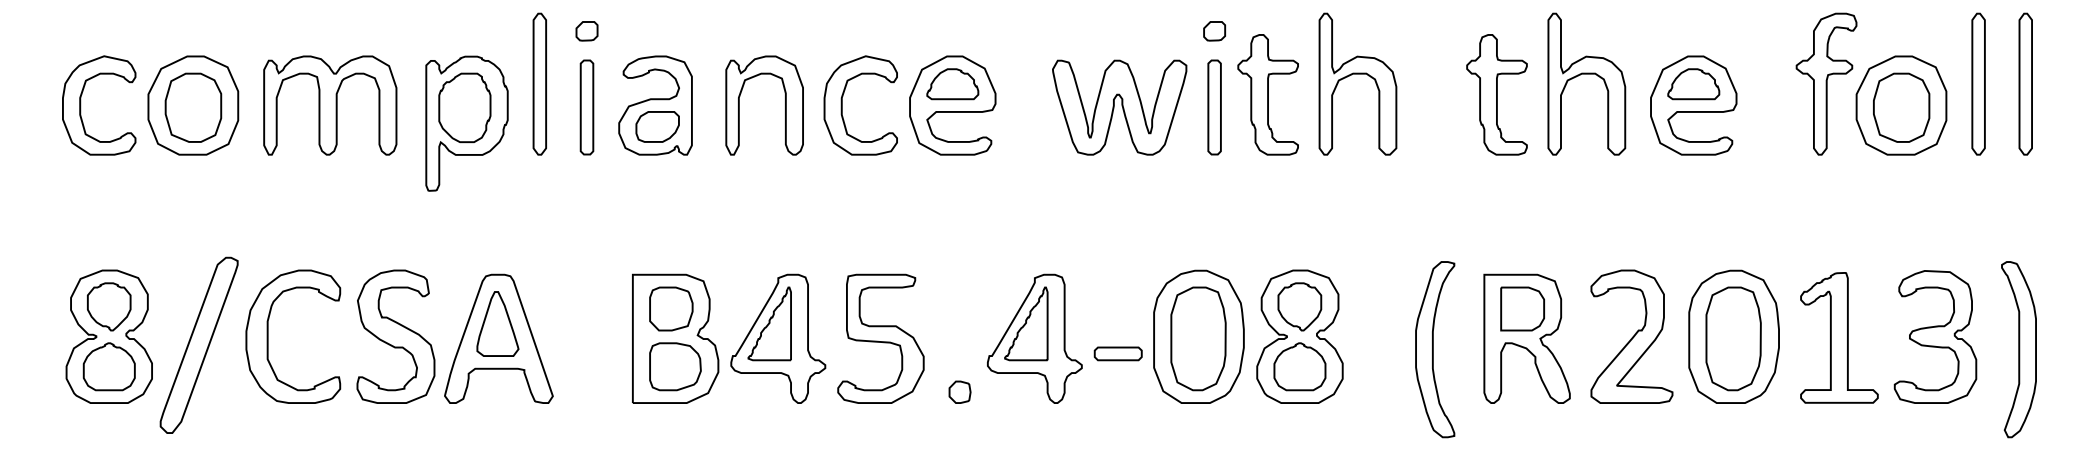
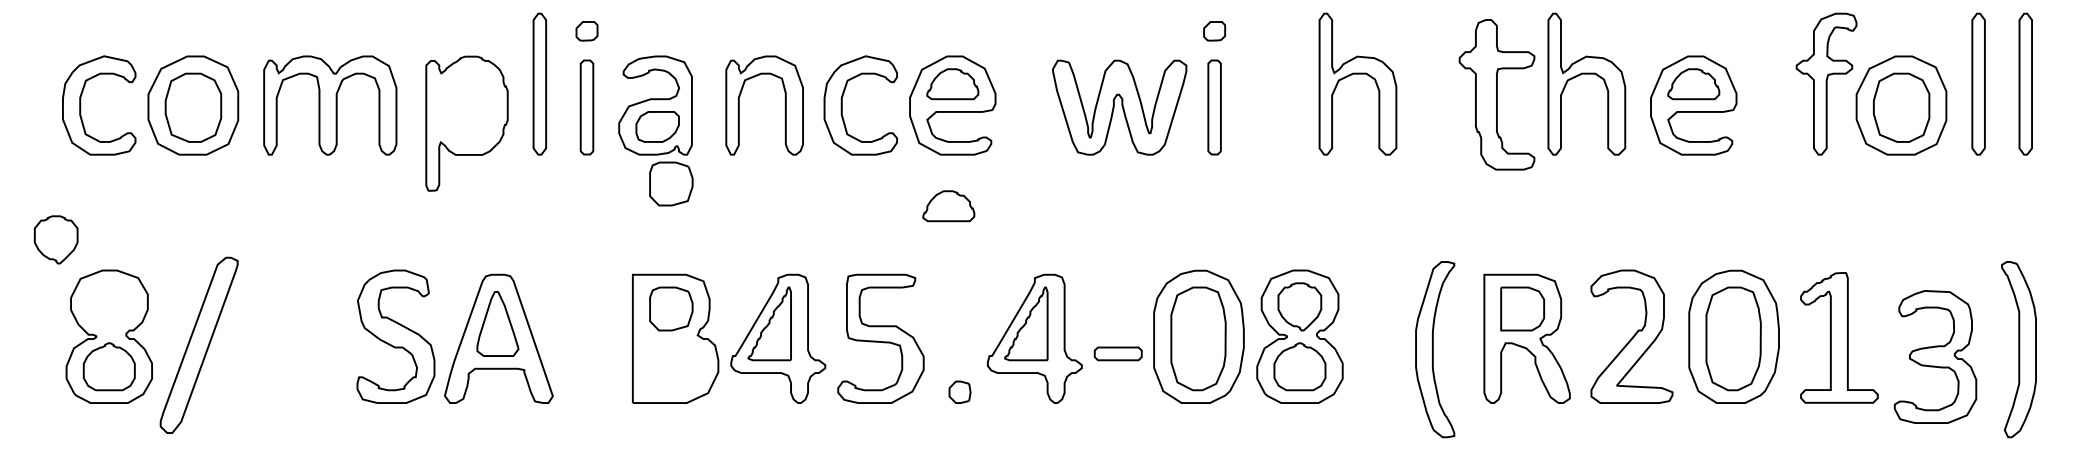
part: present -> none (1267, 94)
part size: 62x122 px -> 78x152 px (1496, 94)
part: present -> none (464, 107)
part: none -> present (671, 183)
part: none -> present (948, 206)
part position: (109, 306) -> (56, 239) (56, 239)
part: present -> none (268, 336)
part position: (1935, 336) -> (1935, 356) (1935, 356)
part: present -> none (675, 366)
